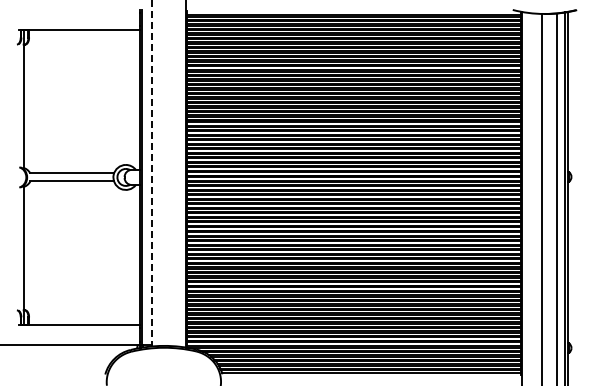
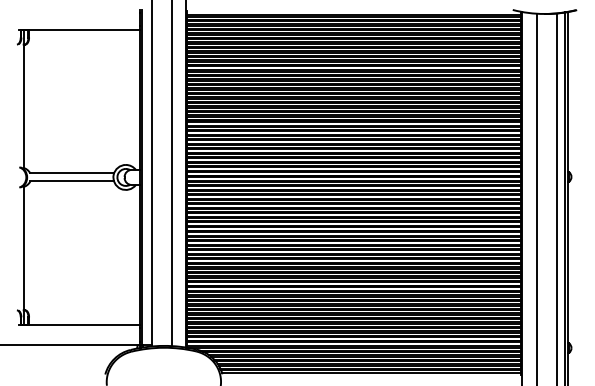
line: dashed -> solid (151, 173)
line: none -> present (171, 174)
line position: (541, 197) -> (536, 197) (536, 197)
